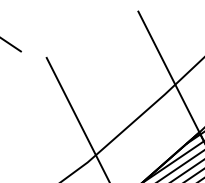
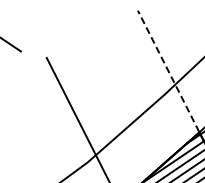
line: solid -> dashed (171, 76)
